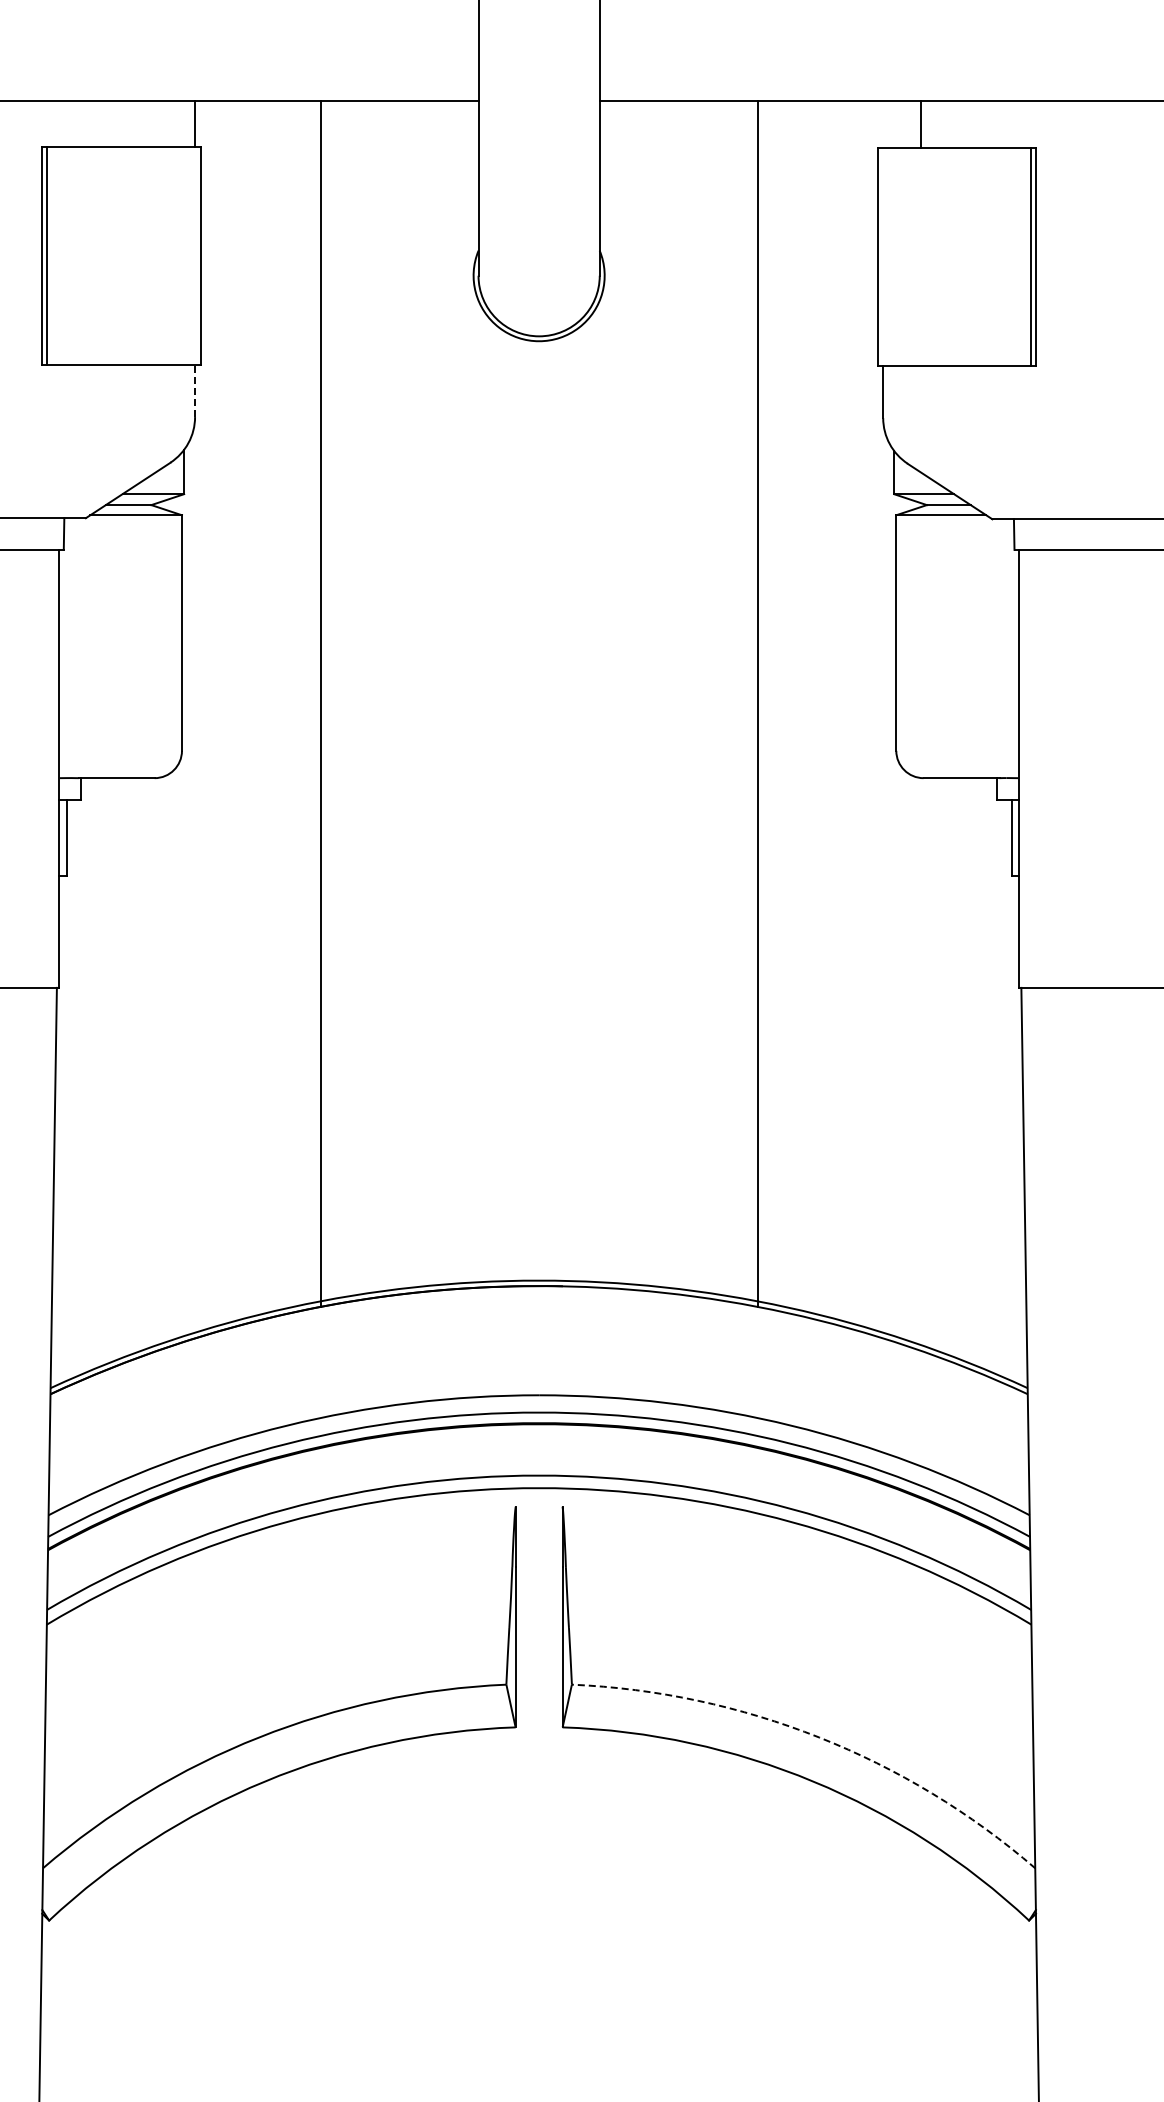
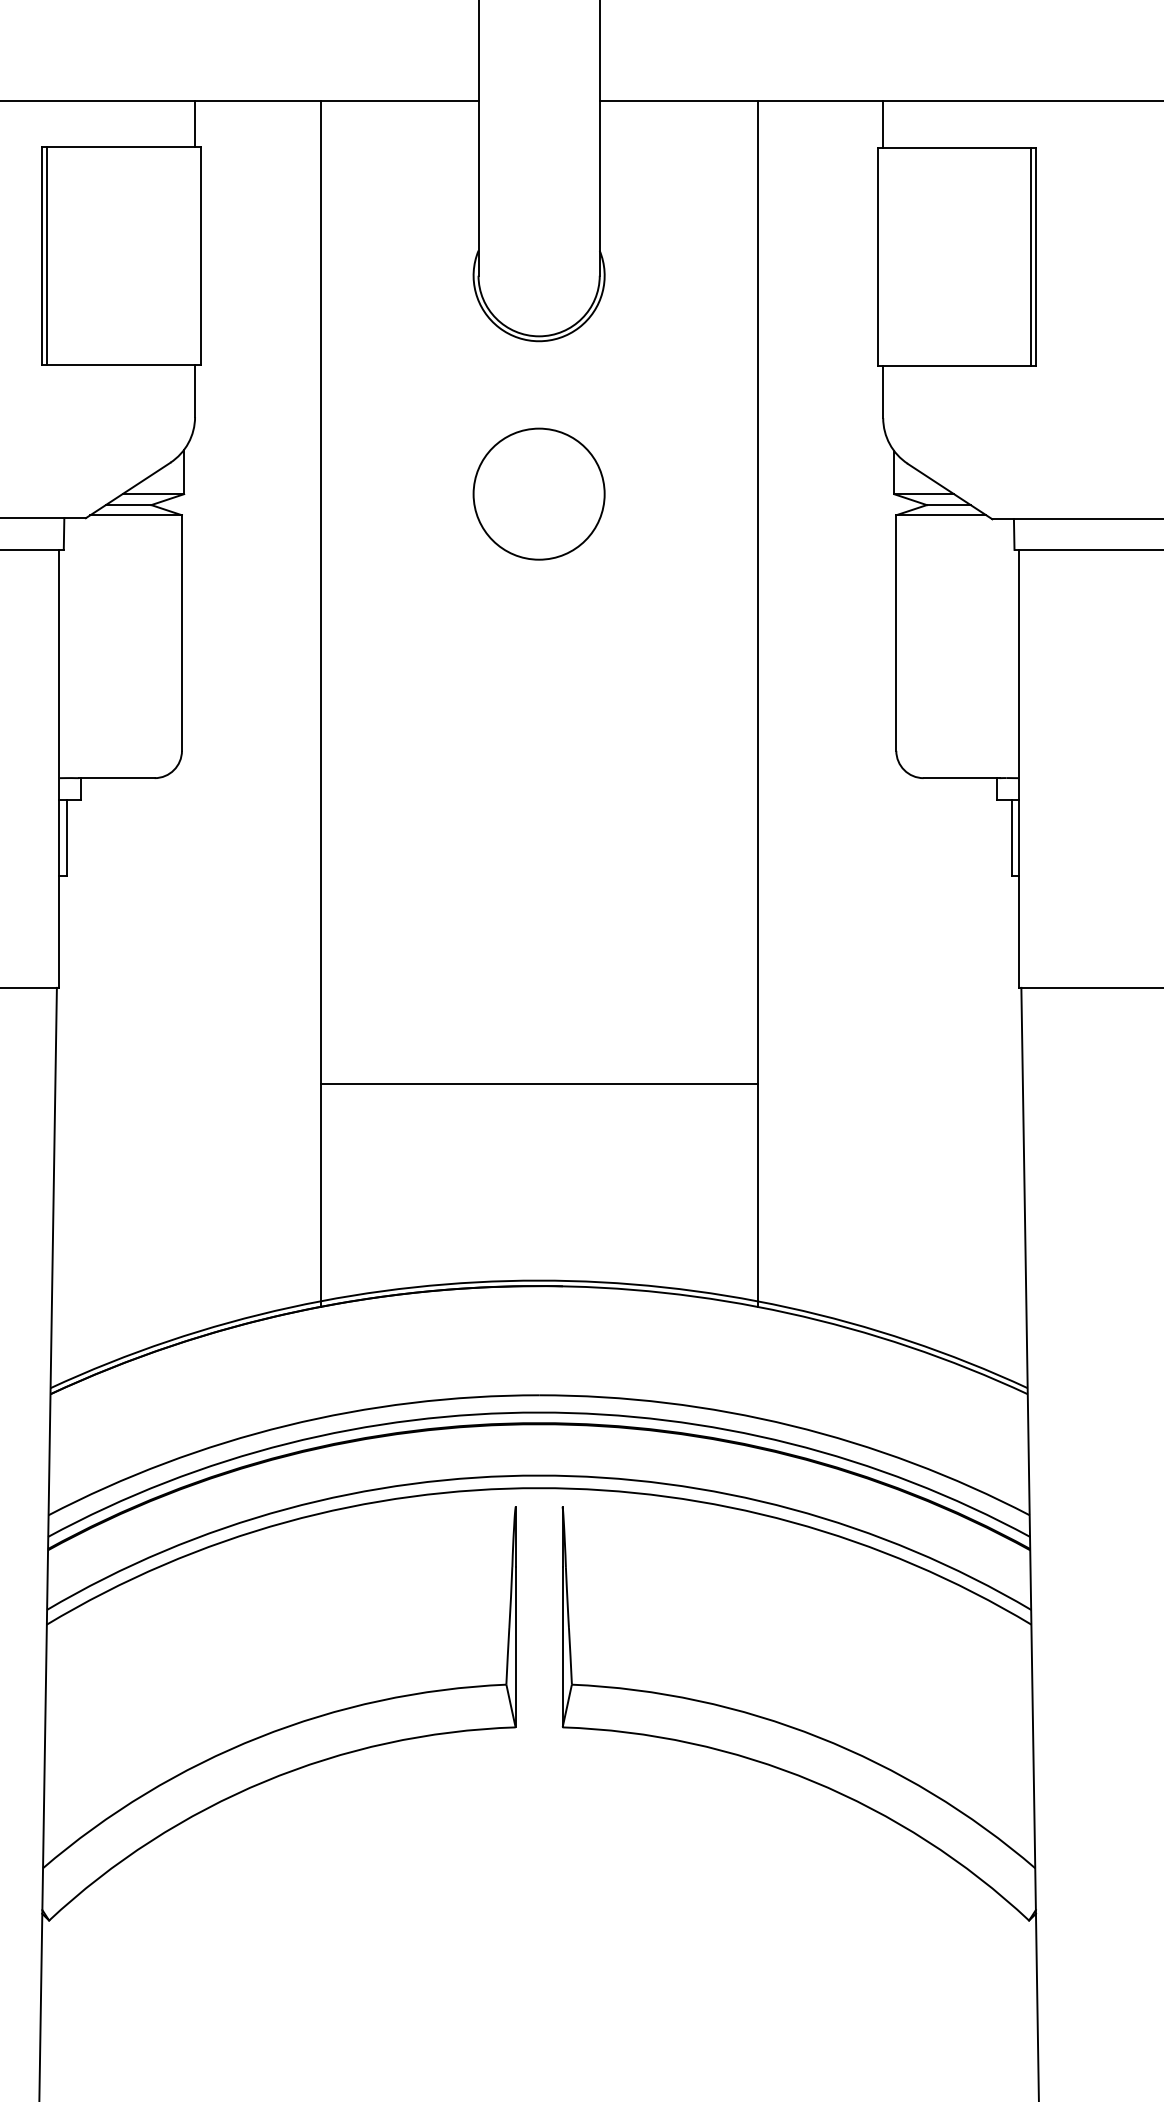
line position: (921, 123) -> (883, 123) (883, 123)
line: dashed -> solid (195, 391)
circle: none -> present (538, 493)
line: none -> present (538, 1084)
arc: dashed -> solid (819, 1737)
